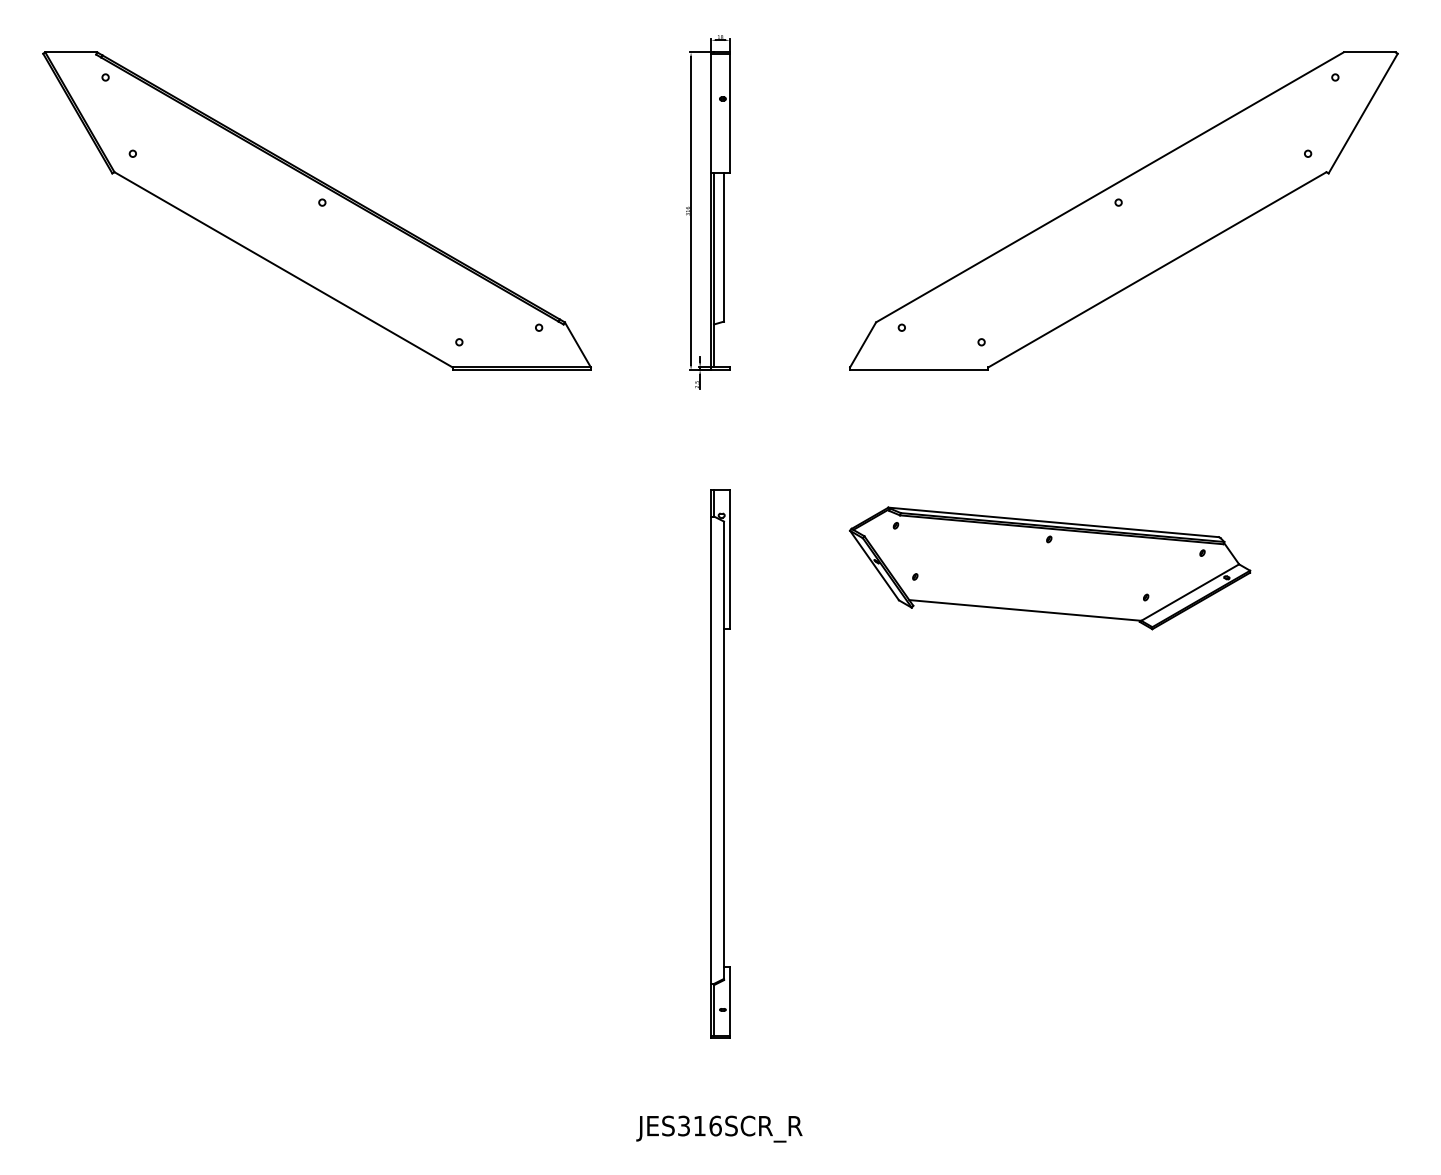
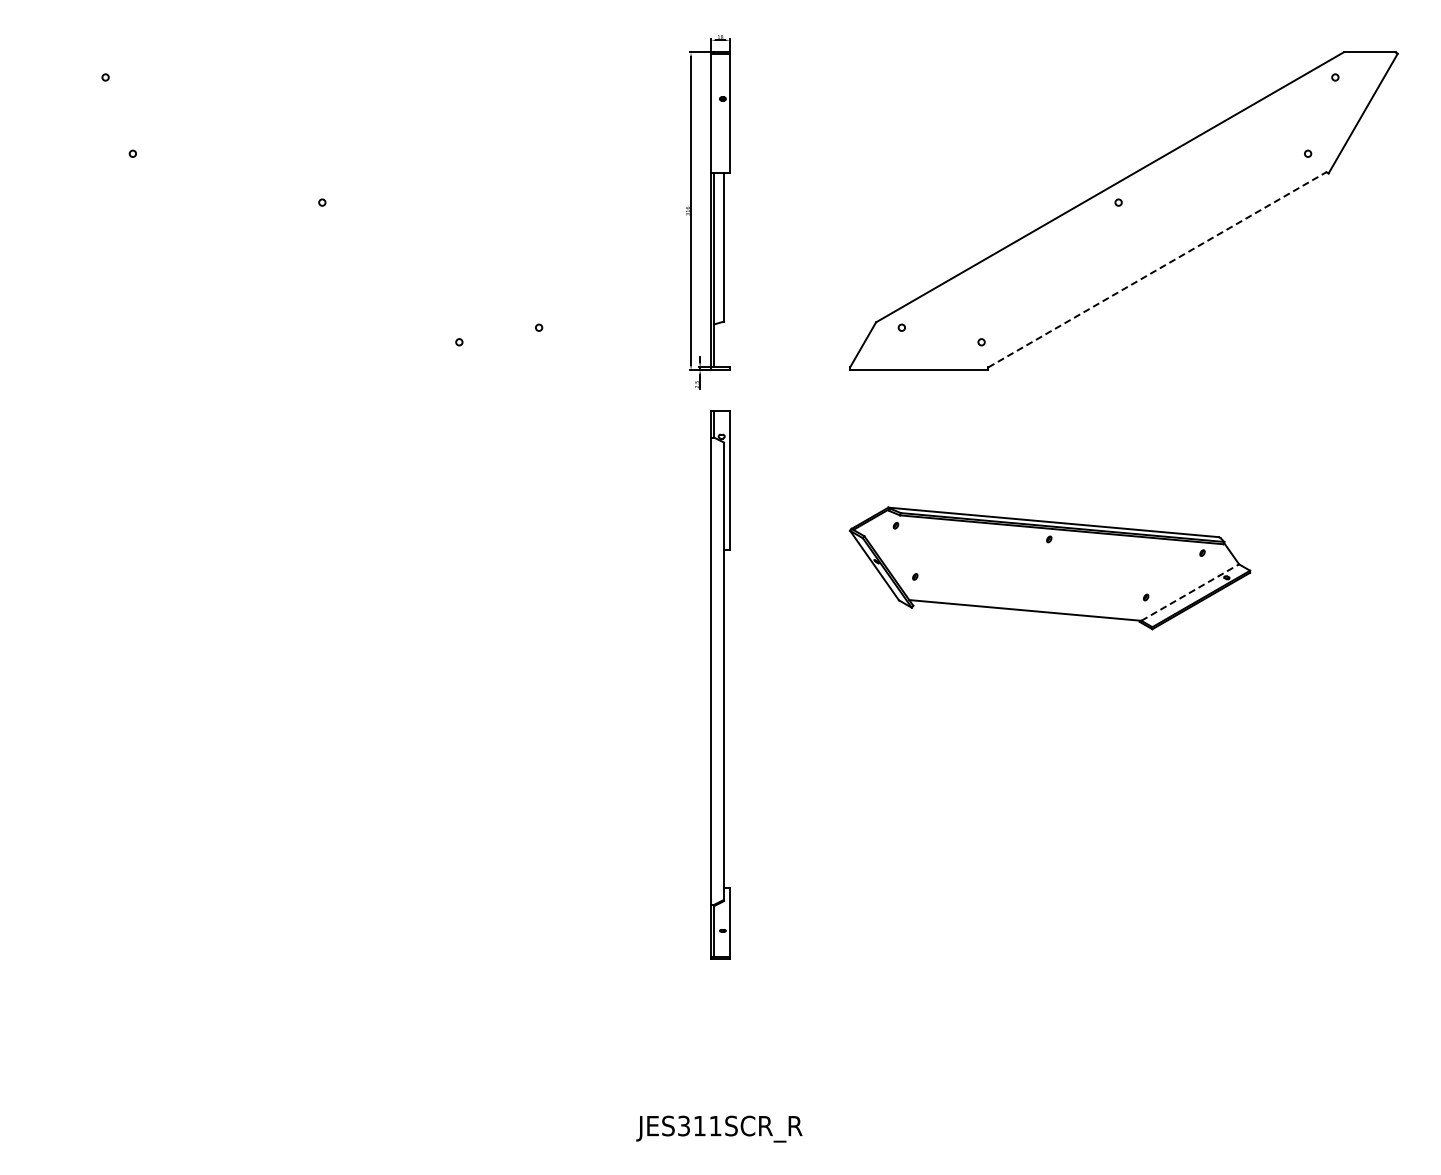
part: present -> none (316, 210)
line: solid -> dashed (1157, 269)
line: solid -> dashed (1190, 592)
part position: (720, 763) -> (720, 684) (720, 684)
text: JES316SCR_R -> JES311SCR_R (715, 1125)
